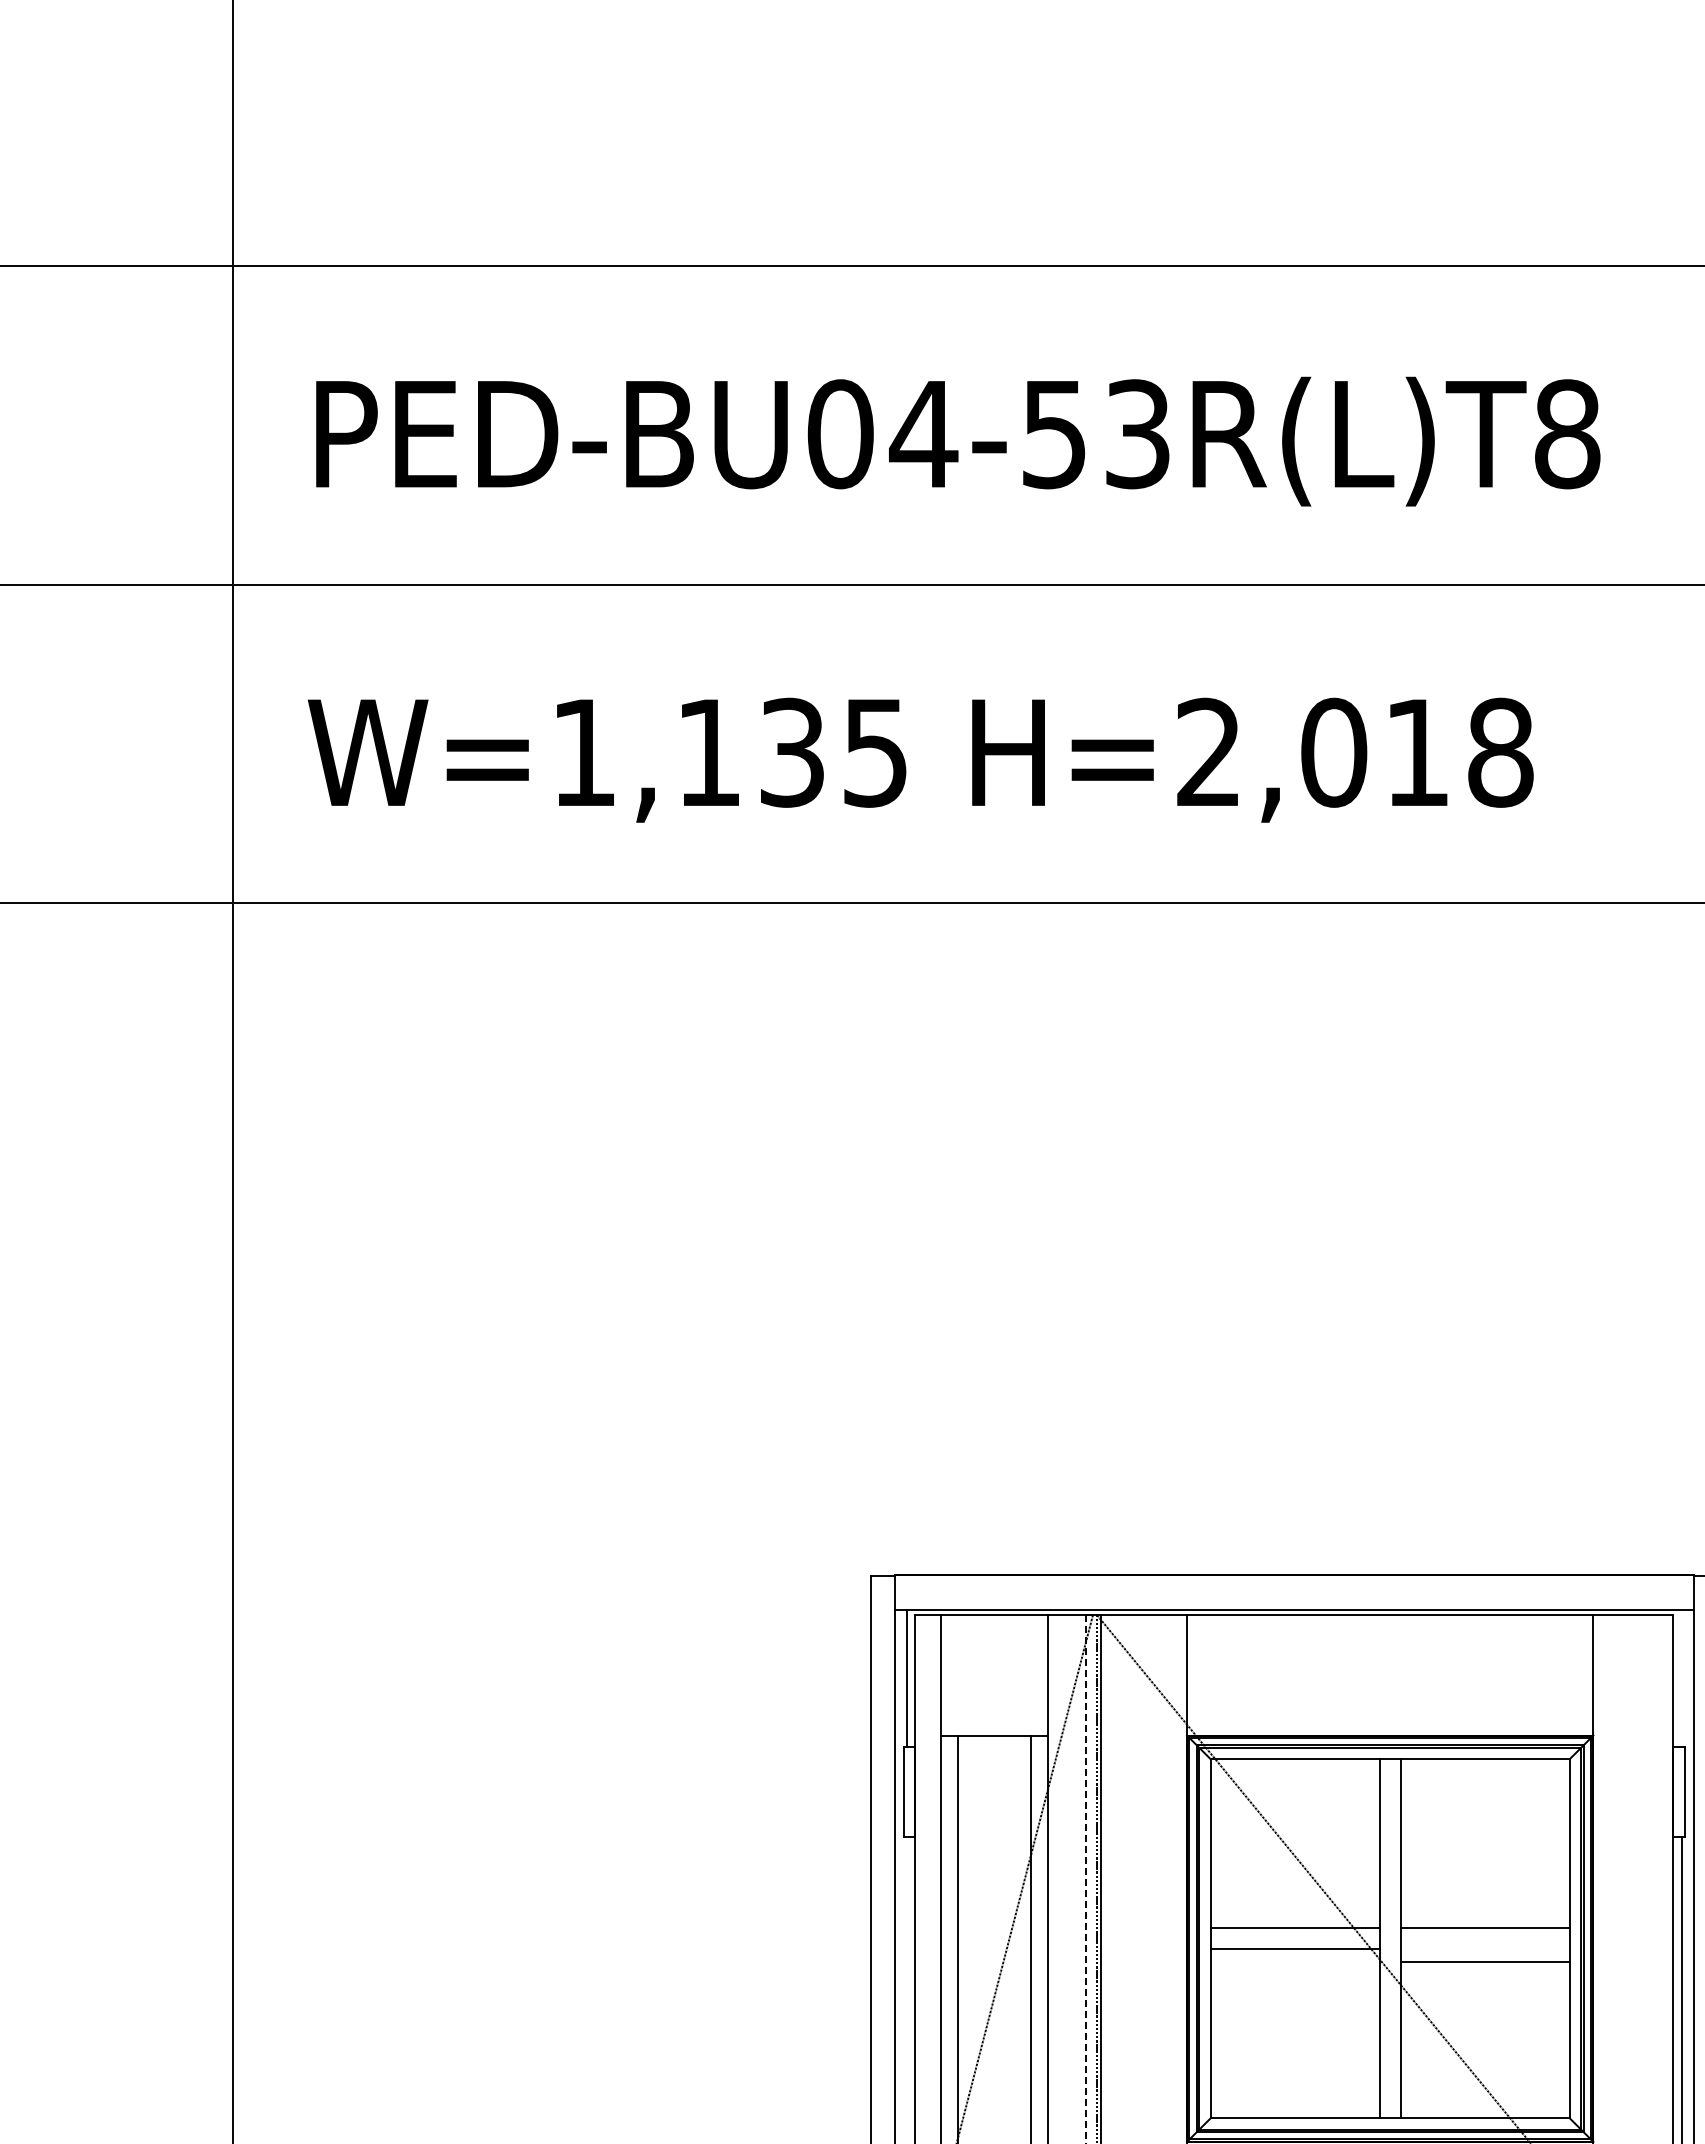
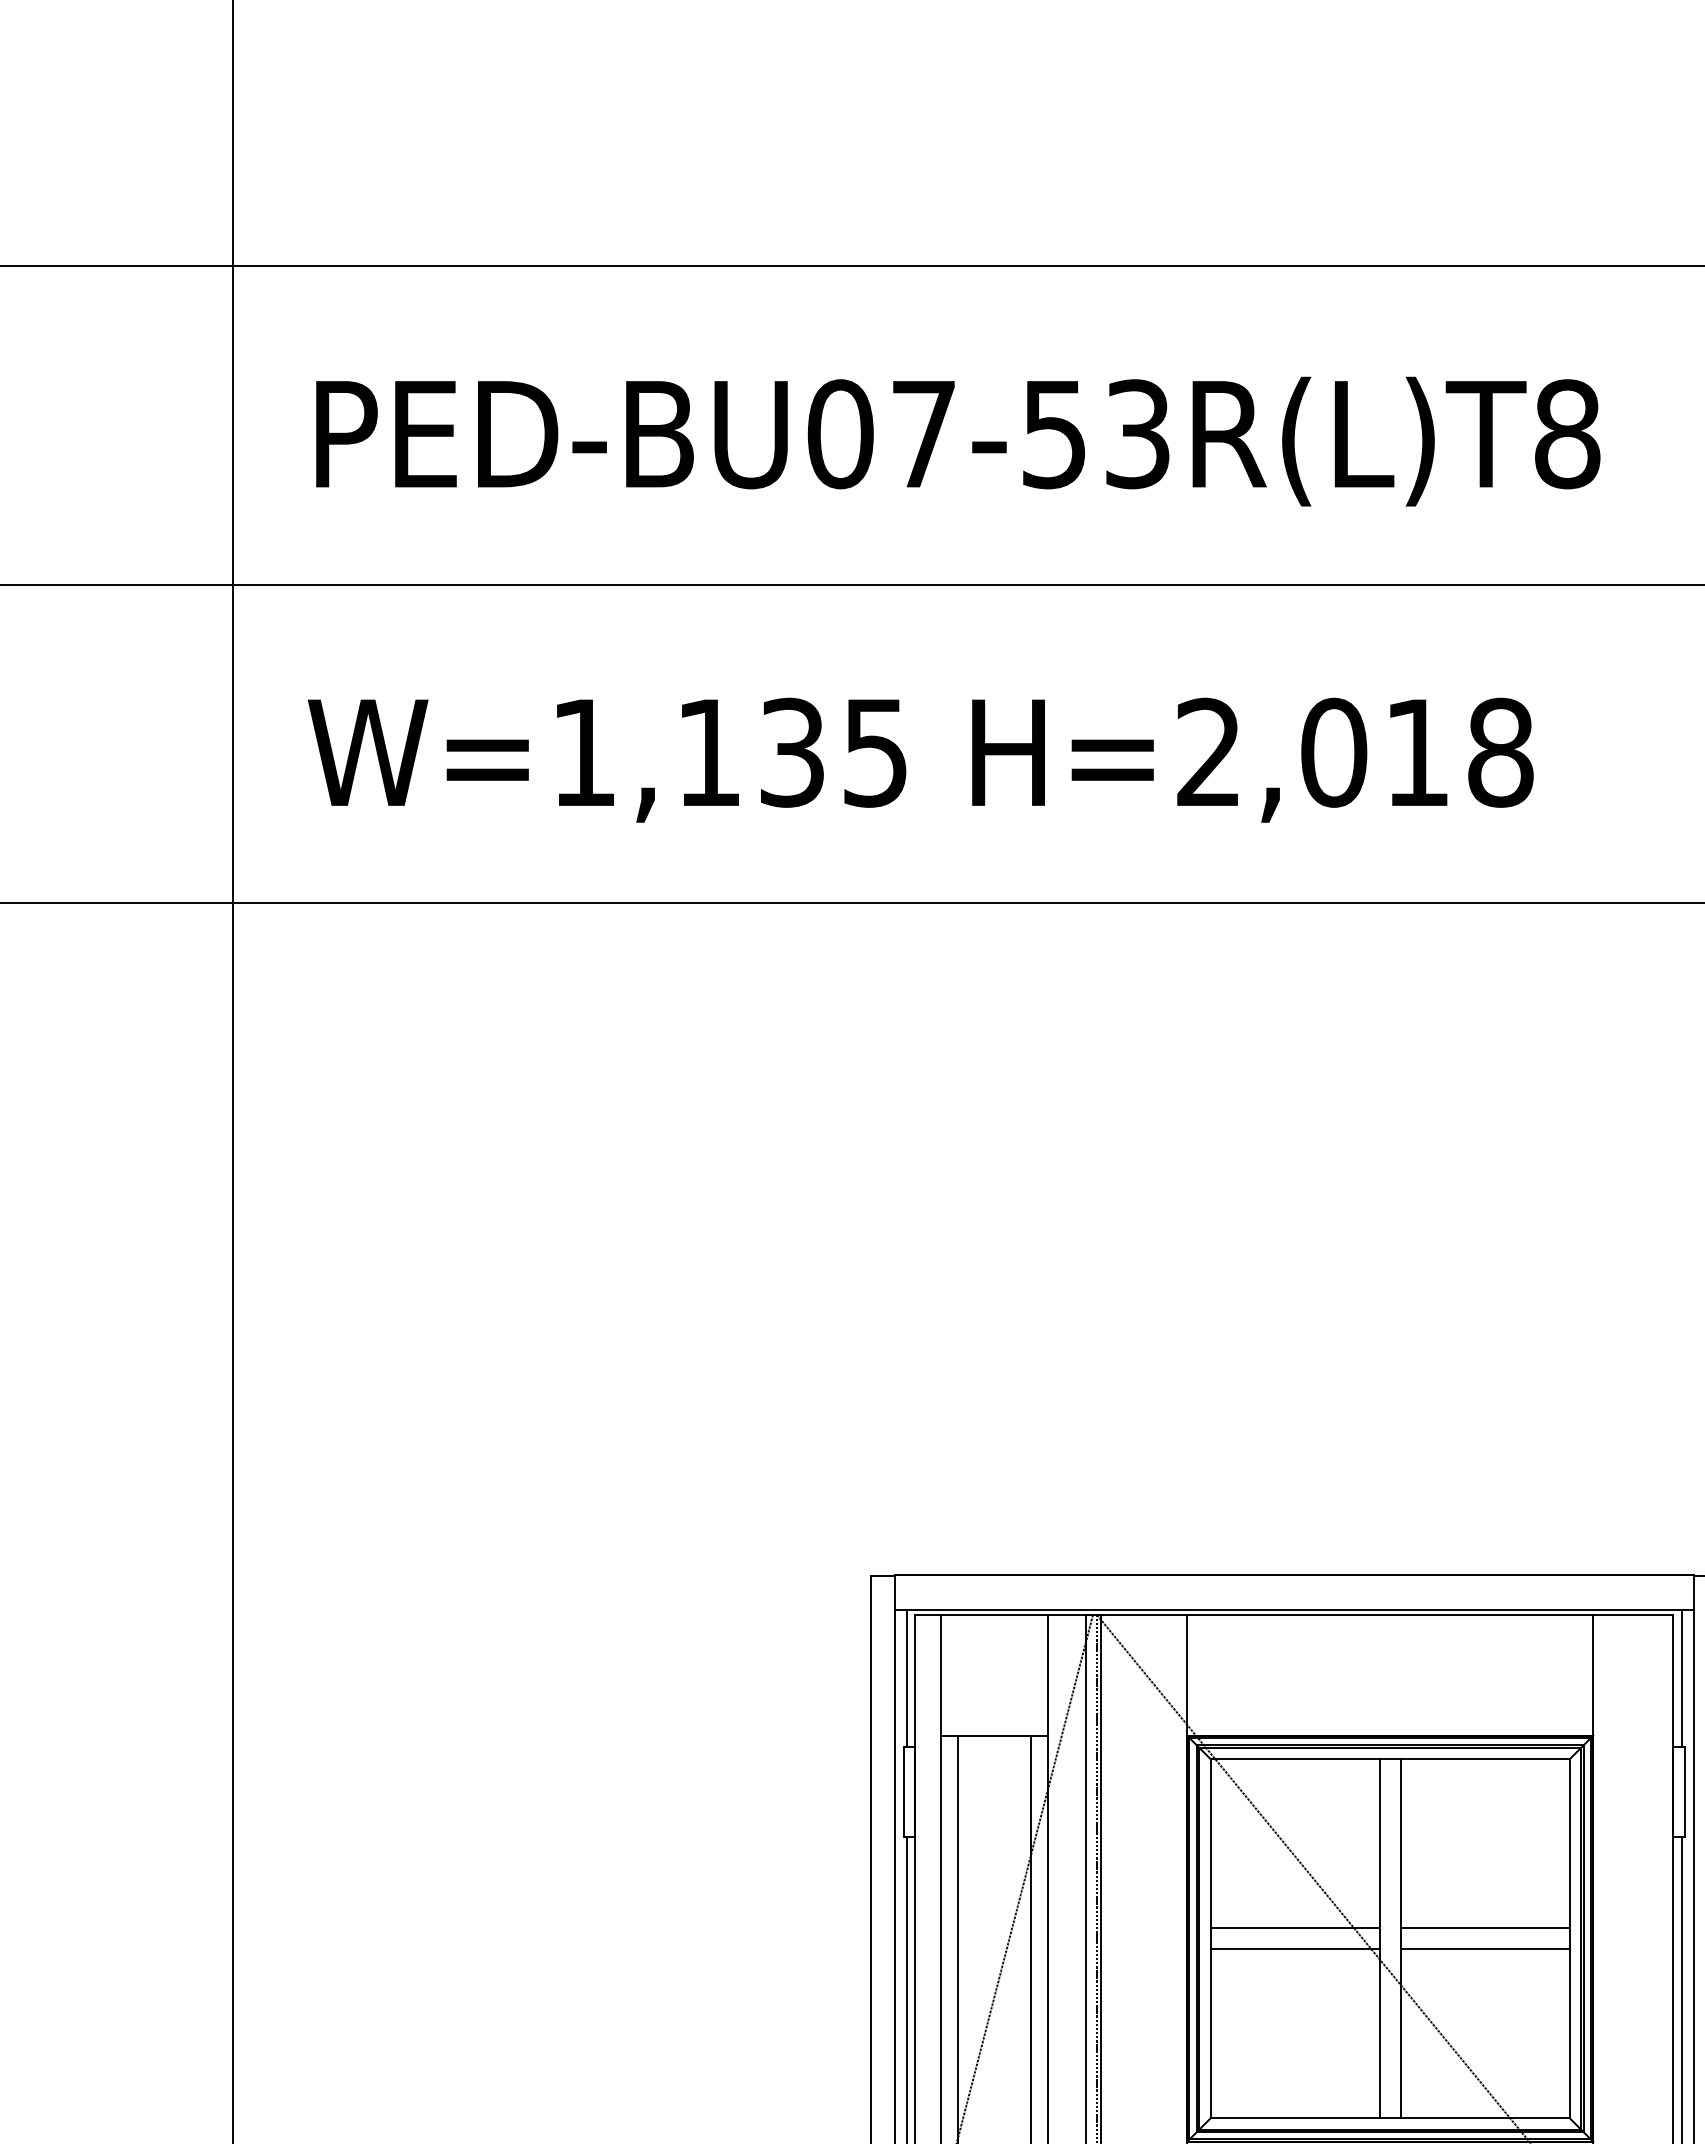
text: PED-BU04-53R(L)T8 -> PED-BU07-53R(L)T8 (923, 434)
line: none -> present (1681, 1678)
line: dashed -> solid (1085, 1879)
line position: (1484, 1962) -> (1484, 1949) (1484, 1949)
line: none -> present (906, 1988)
